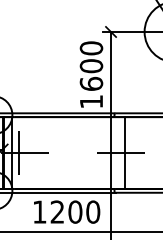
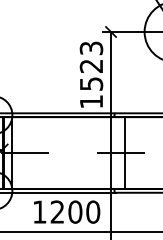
text: 1600 -> 1523 (91, 65)
line: present -> none (18, 153)
